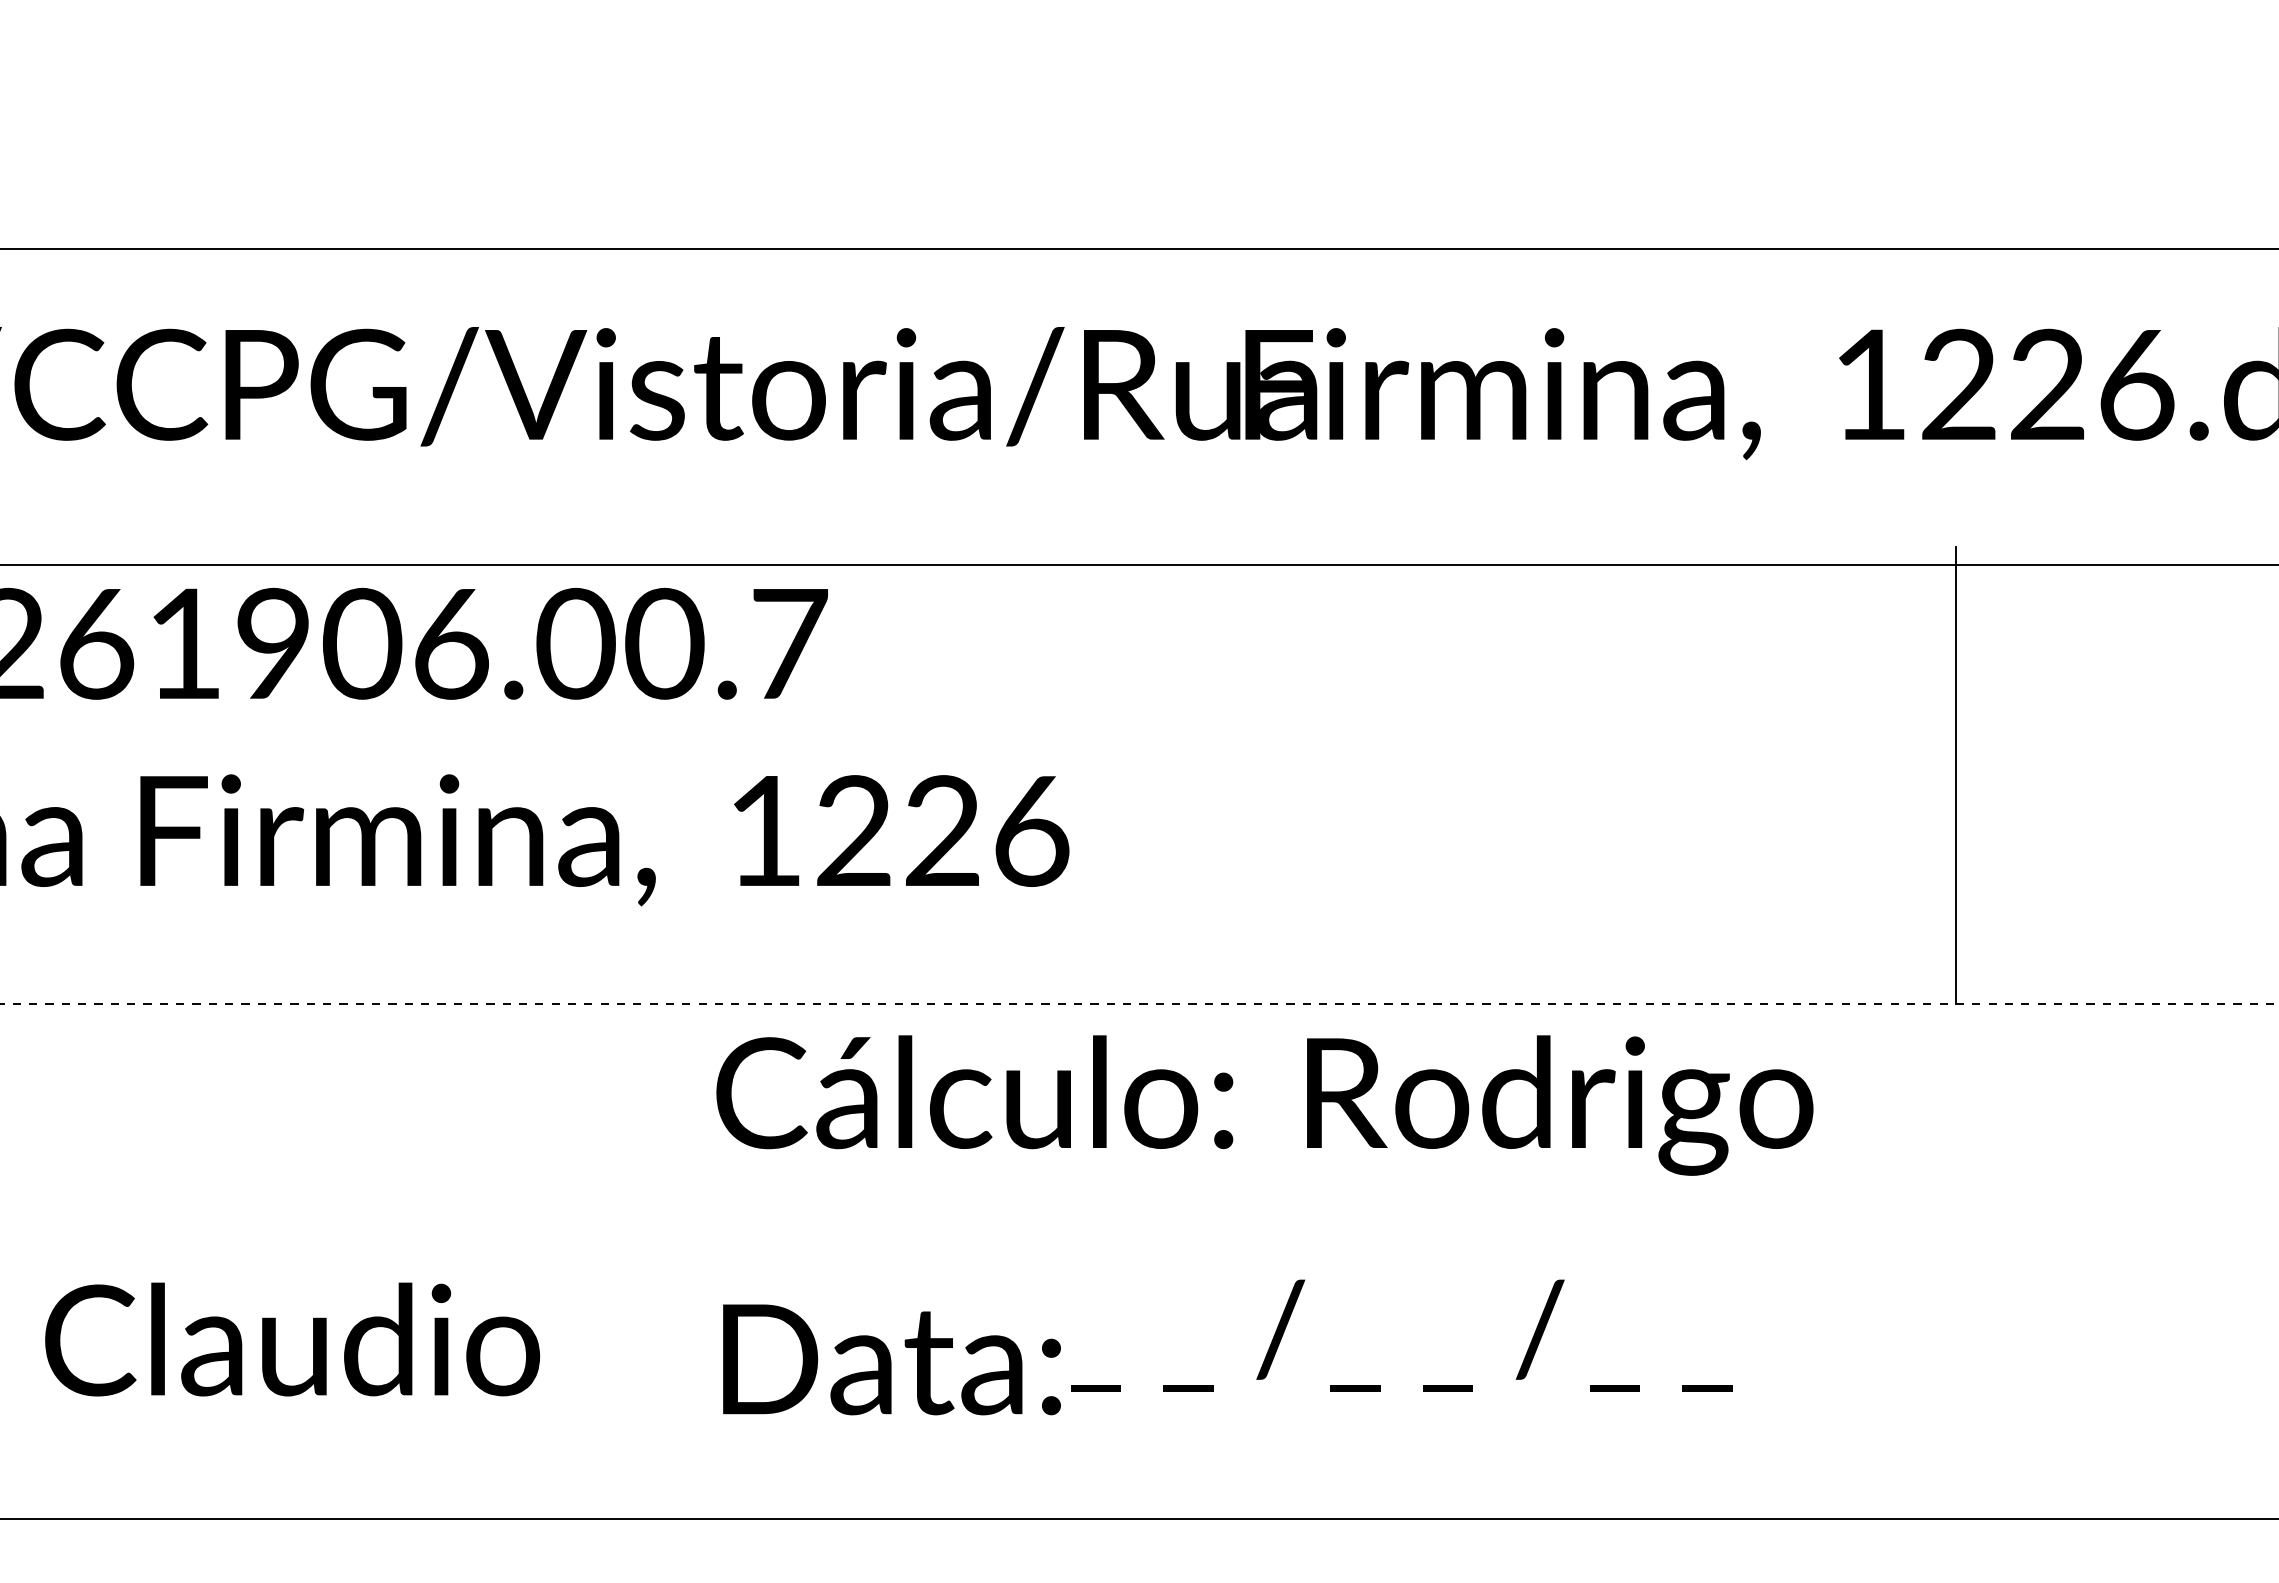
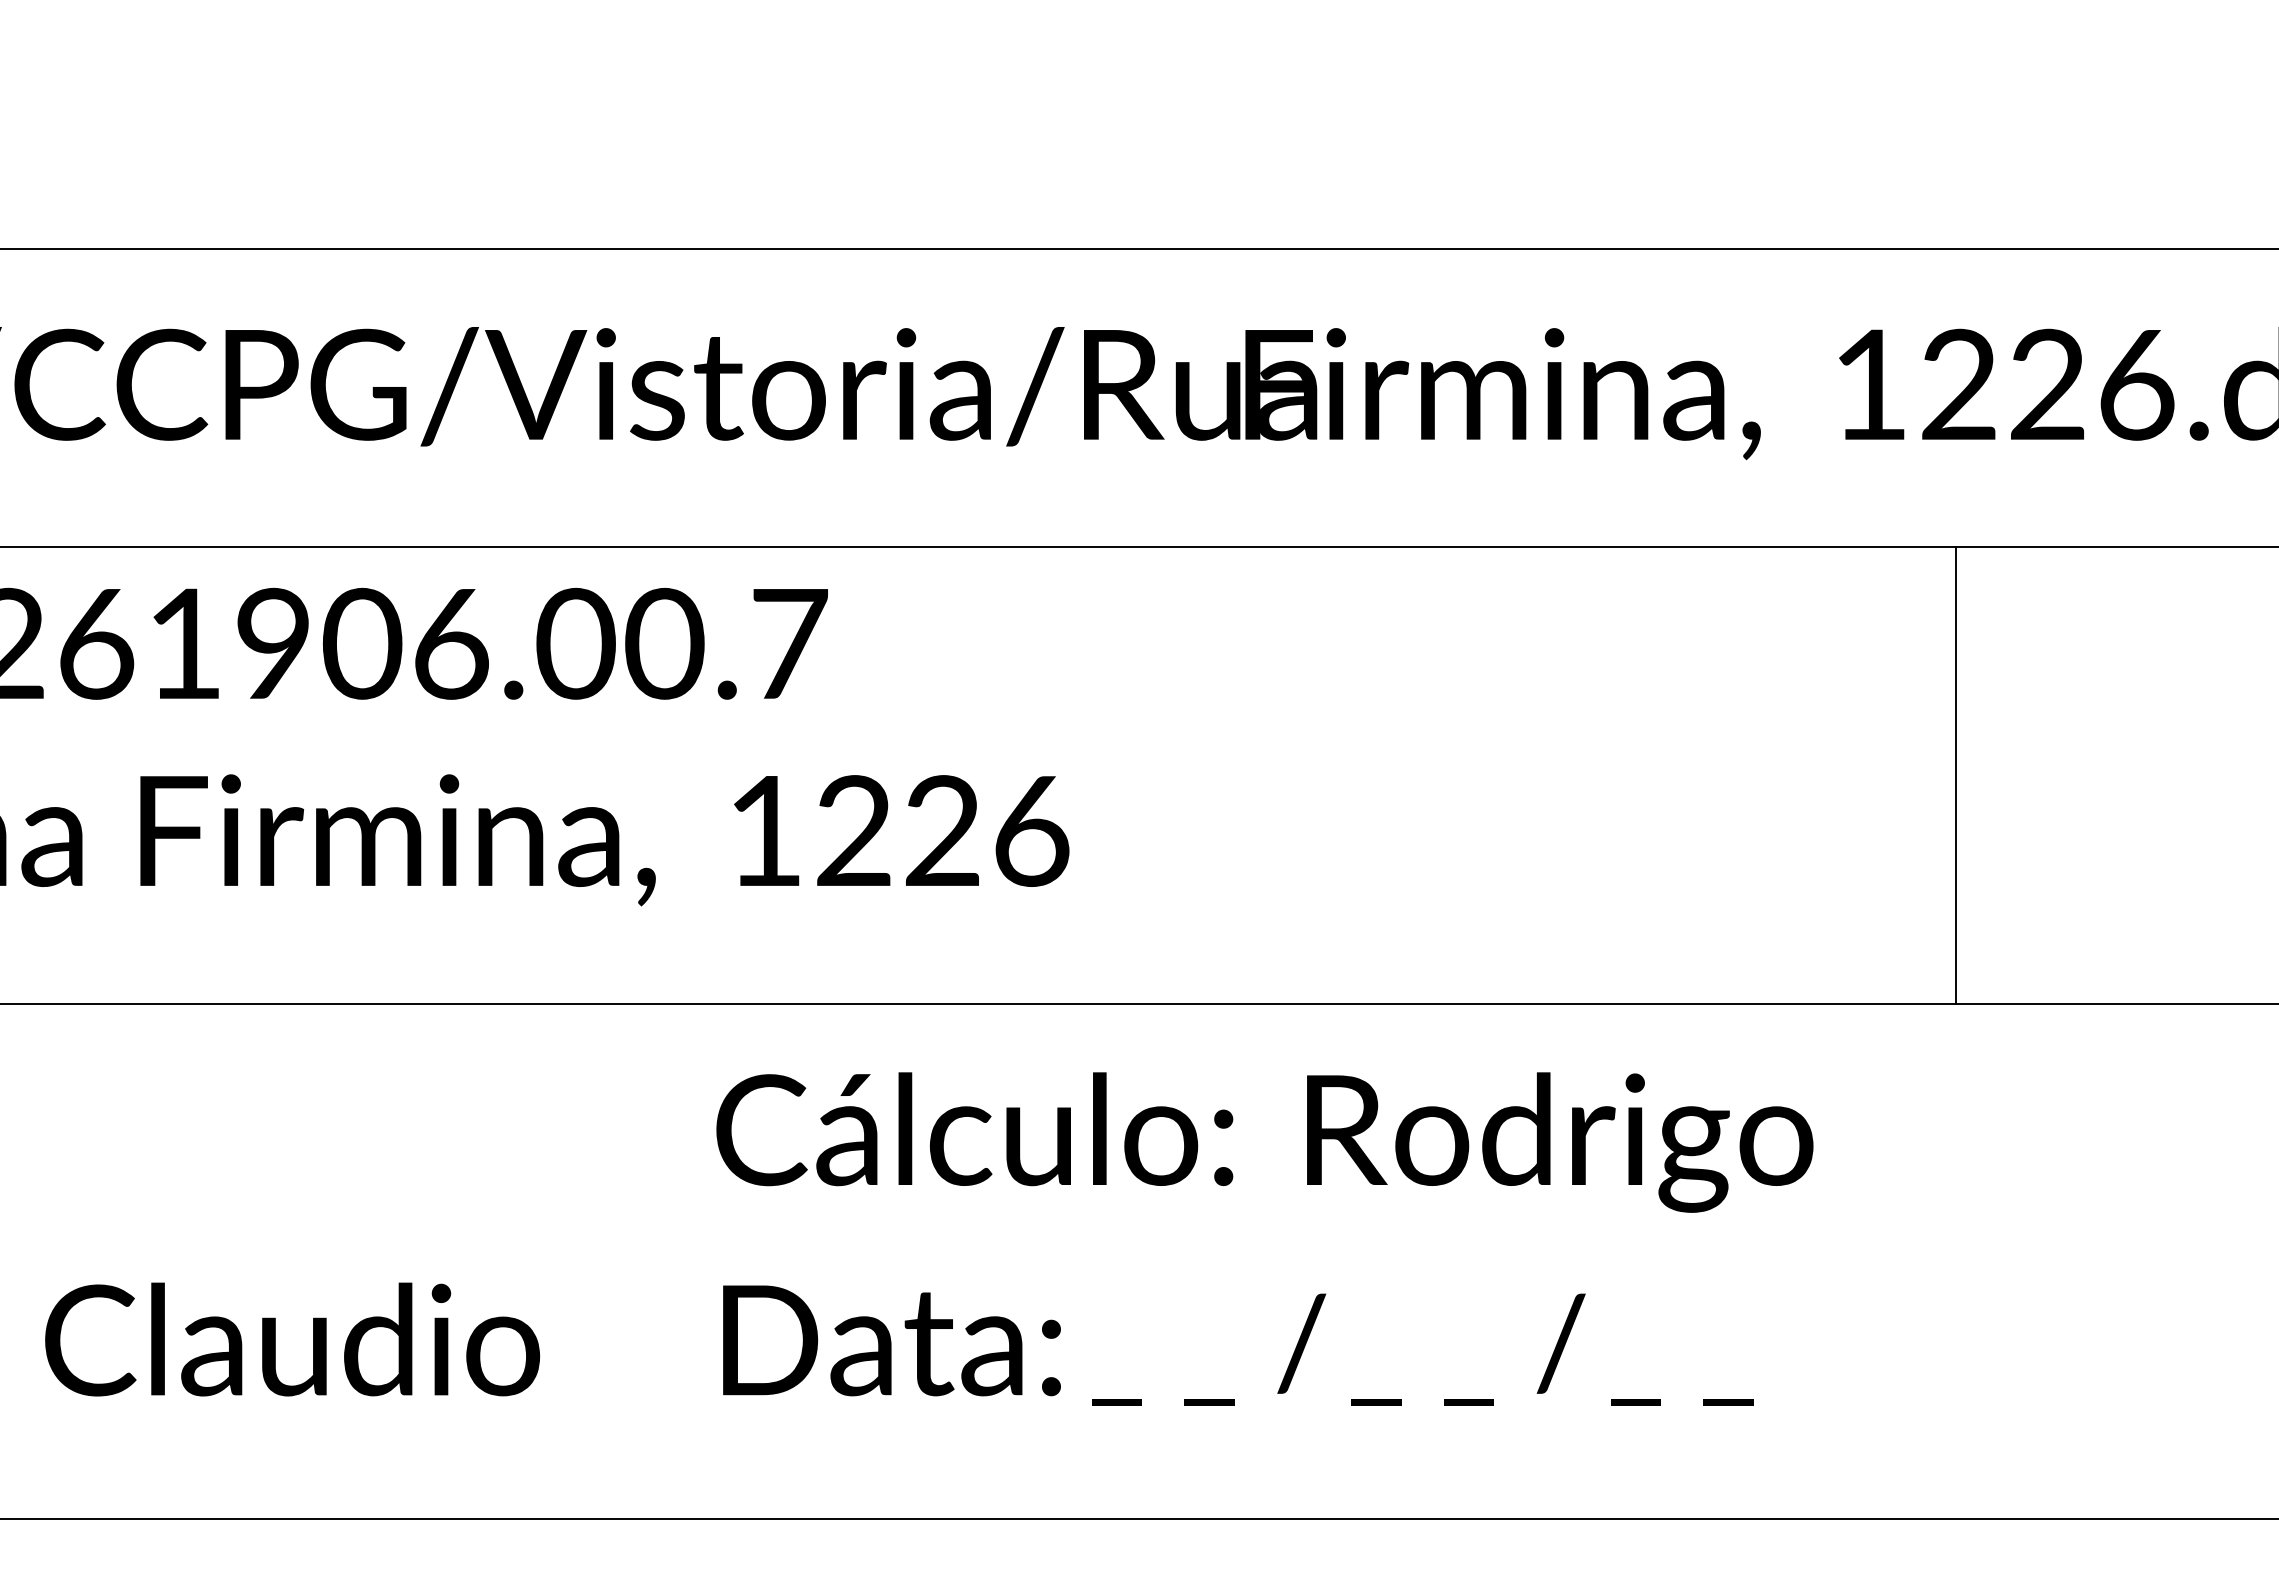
line position: (1138, 564) -> (1138, 546) (1138, 546)
line: dashed -> solid (1139, 1003)
text position: (1264, 1105) -> (1264, 1142) (1264, 1142)
text position: (1401, 1335) -> (1422, 1349) (1422, 1349)
text position: (891, 1359) -> (891, 1340) (891, 1340)
